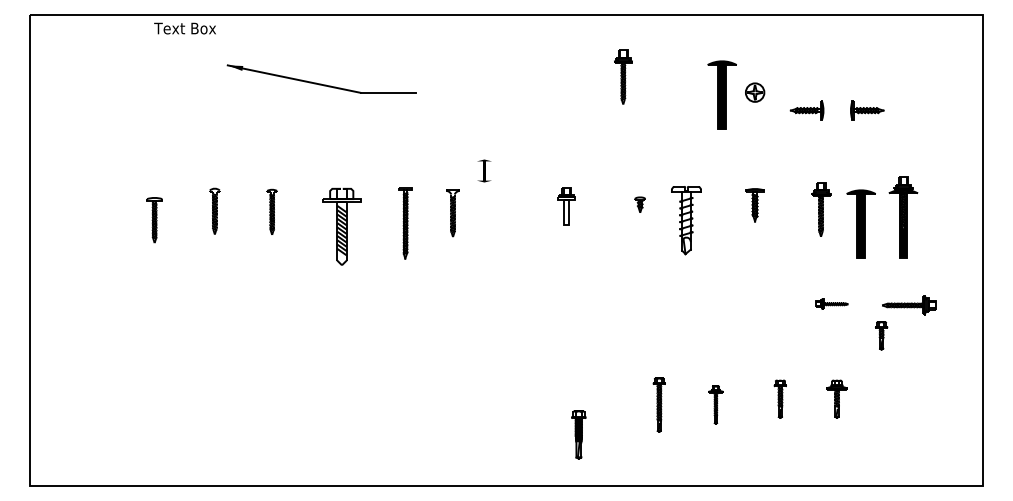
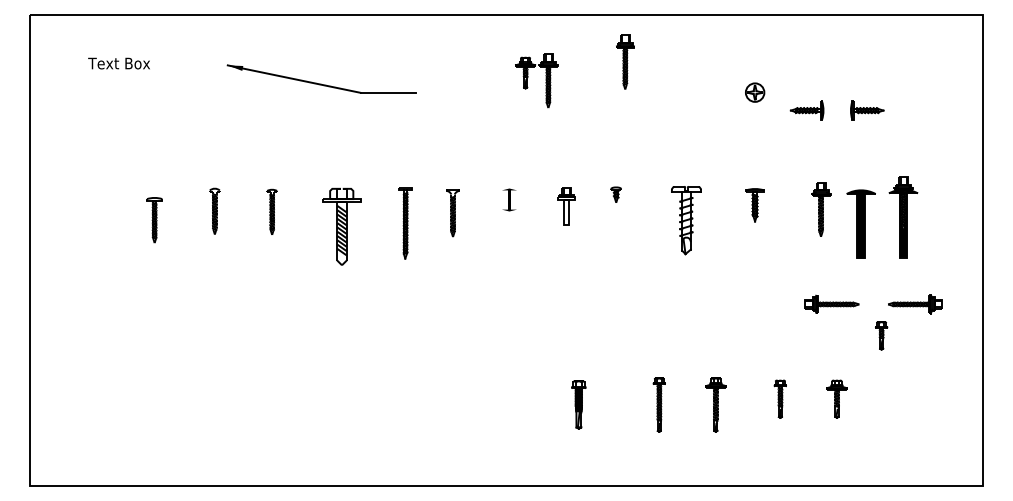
text position: (184, 28) -> (118, 63) (118, 63)
part position: (623, 76) -> (625, 61) (625, 61)
part: none -> present (528, 77)
part: present -> none (721, 94)
part position: (484, 170) -> (509, 199) (509, 199)
part position: (639, 204) -> (615, 194) (615, 194)
part size: 34x12 px -> 56x20 px (831, 303)
part position: (909, 305) -> (915, 304) (915, 304)
part size: 16x40 px -> 22x56 px (715, 404)
part position: (578, 434) -> (578, 404) (578, 404)
